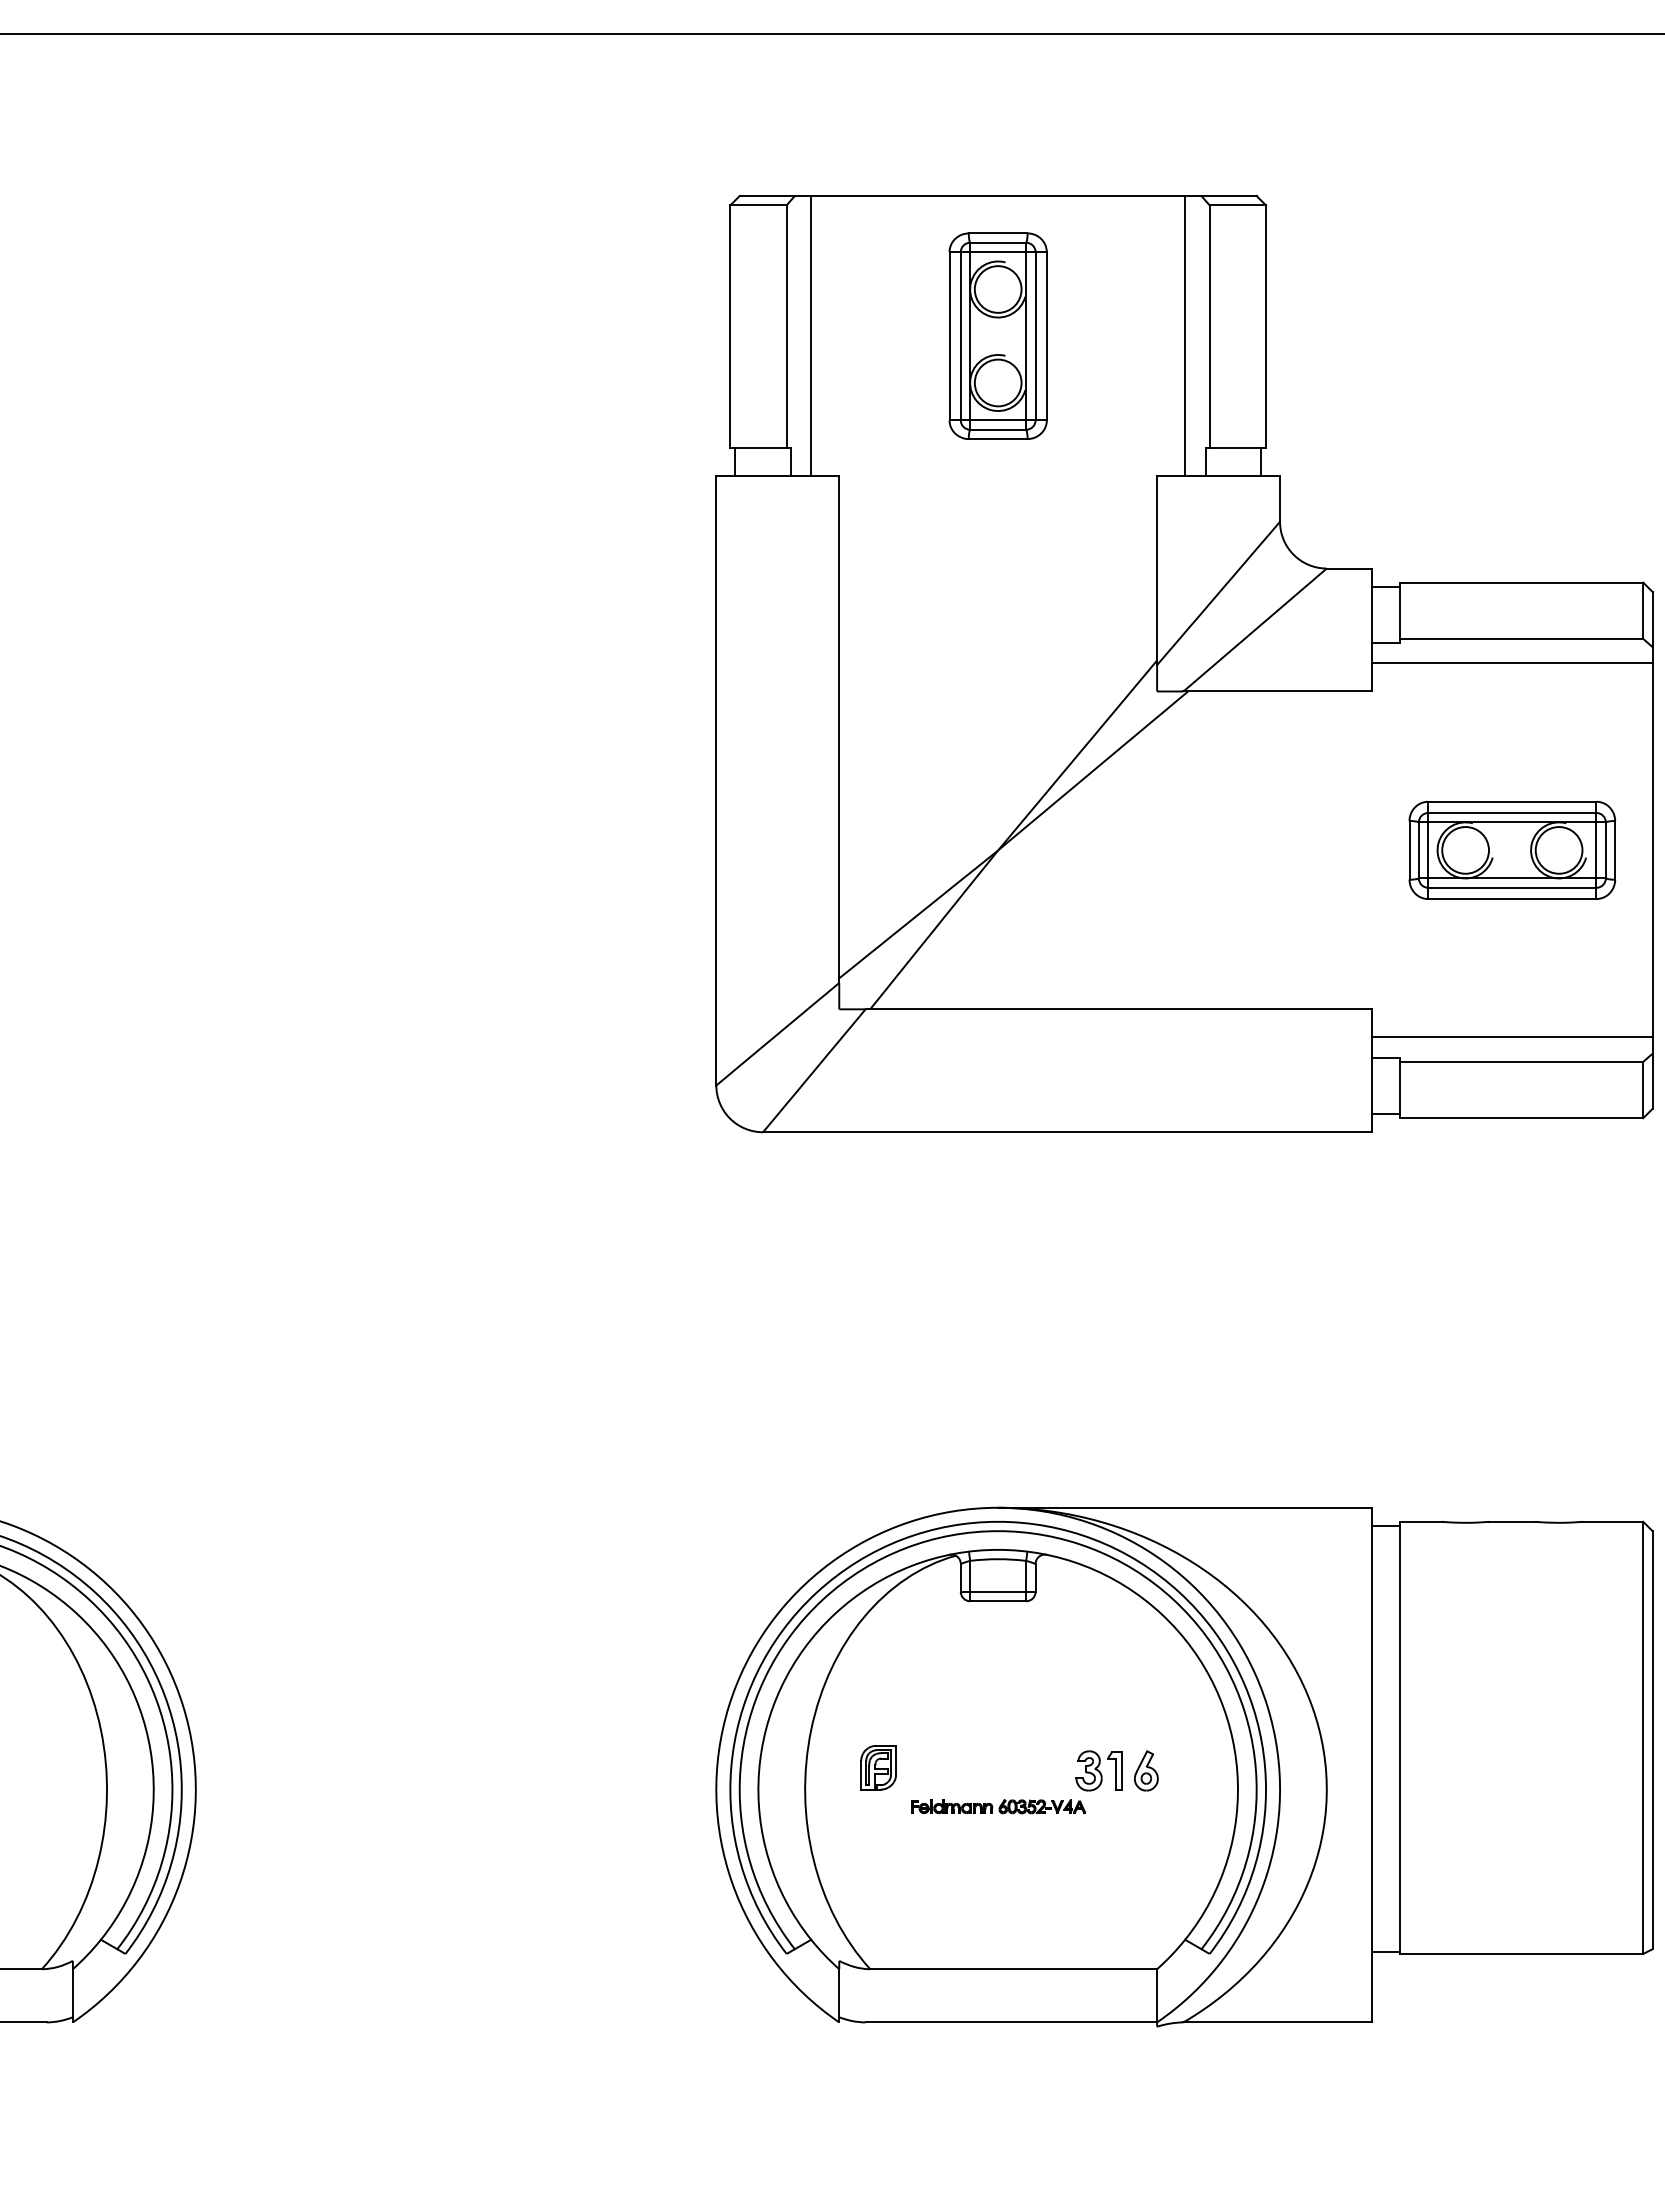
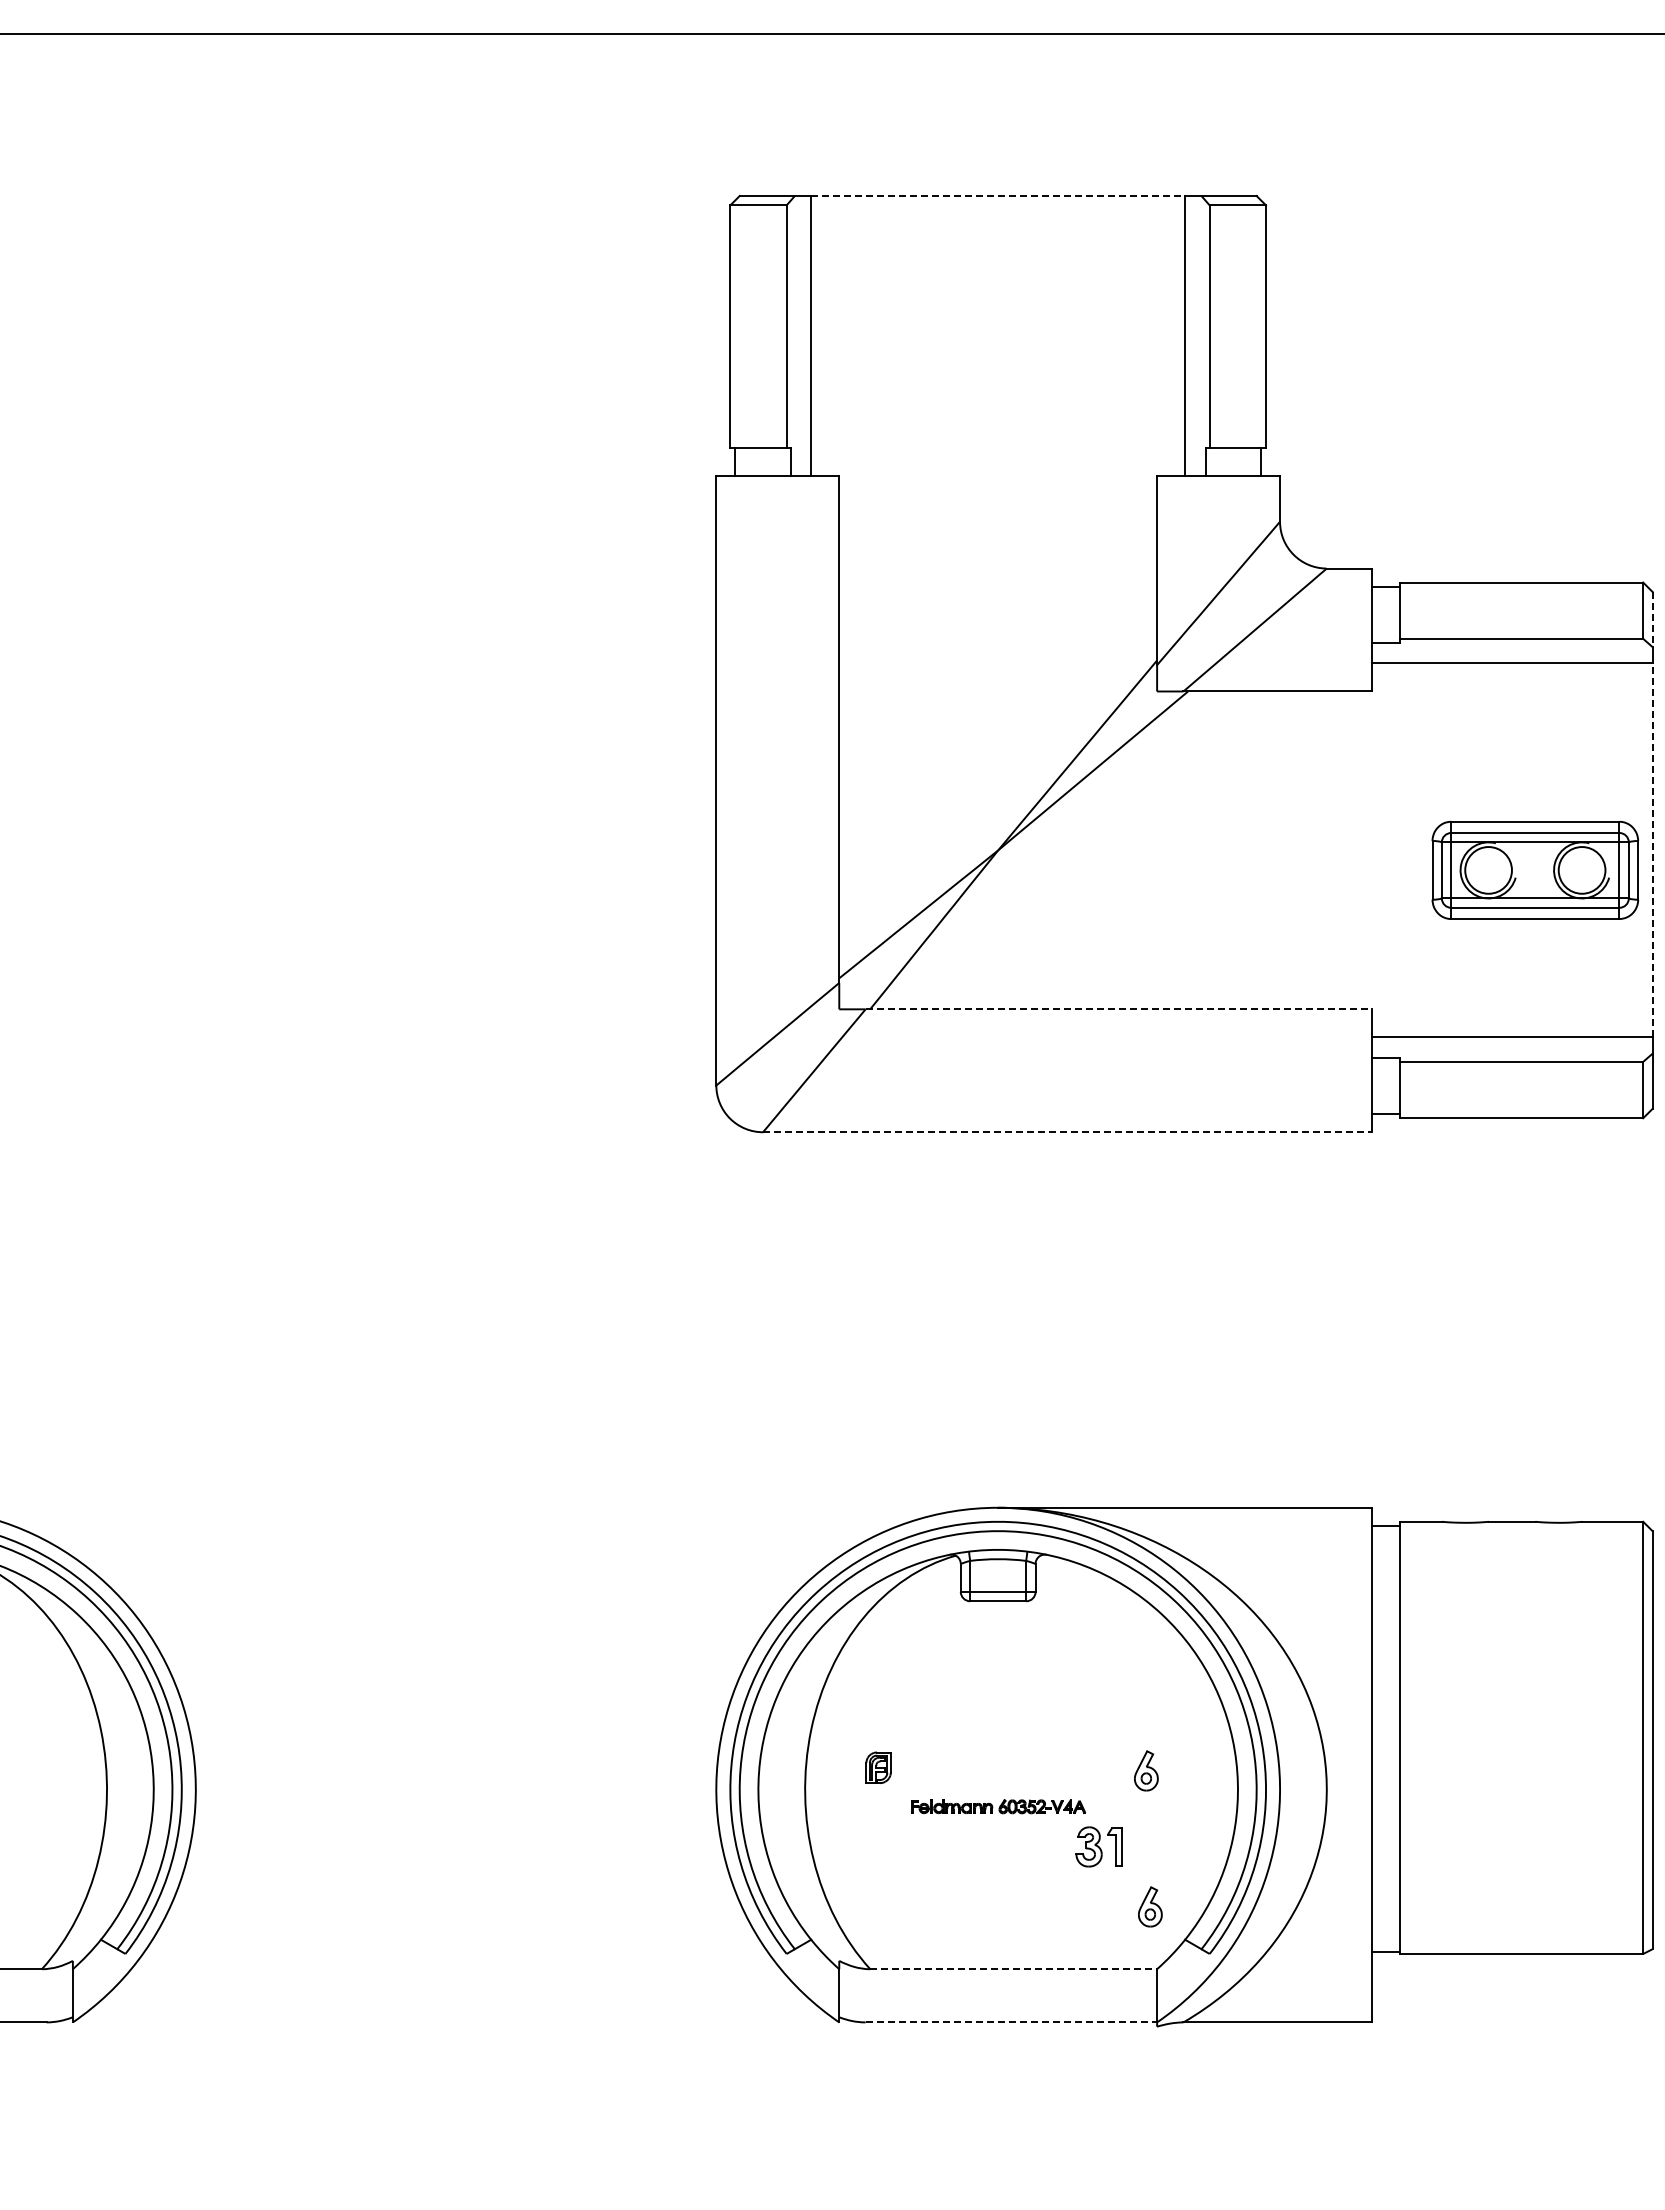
line: solid -> dashed (998, 196)
part: present -> none (997, 335)
line: solid -> dashed (1652, 619)
part position: (1512, 849) -> (1535, 869) (1535, 869)
line: solid -> dashed (1652, 850)
line: solid -> dashed (1119, 1009)
line: solid -> dashed (1067, 1132)
part size: 37x46 px -> 27x33 px (878, 1767)
part position: (1098, 1770) -> (1098, 1846) (1098, 1846)
part: none -> present (1150, 1906)
line: solid -> dashed (1014, 1969)
line: solid -> dashed (1011, 2022)
